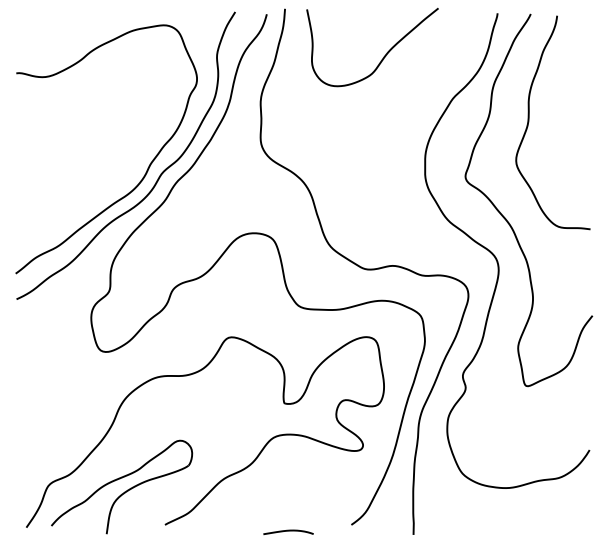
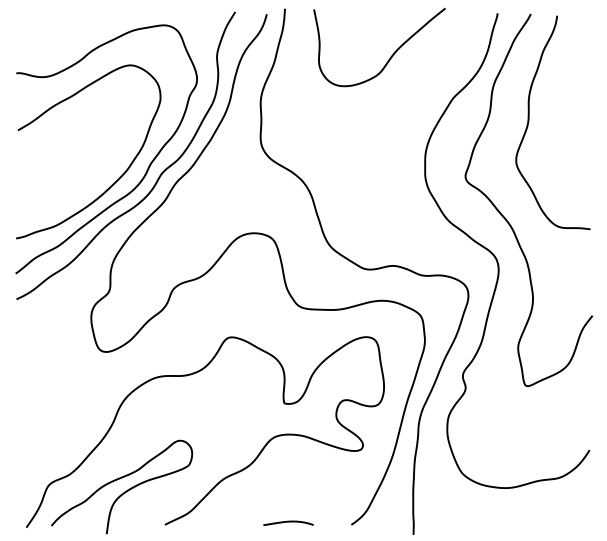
curve position: (383, 56) -> (390, 56) (390, 56)
part: none -> present (111, 184)
curve position: (288, 531) -> (288, 522) (288, 522)
